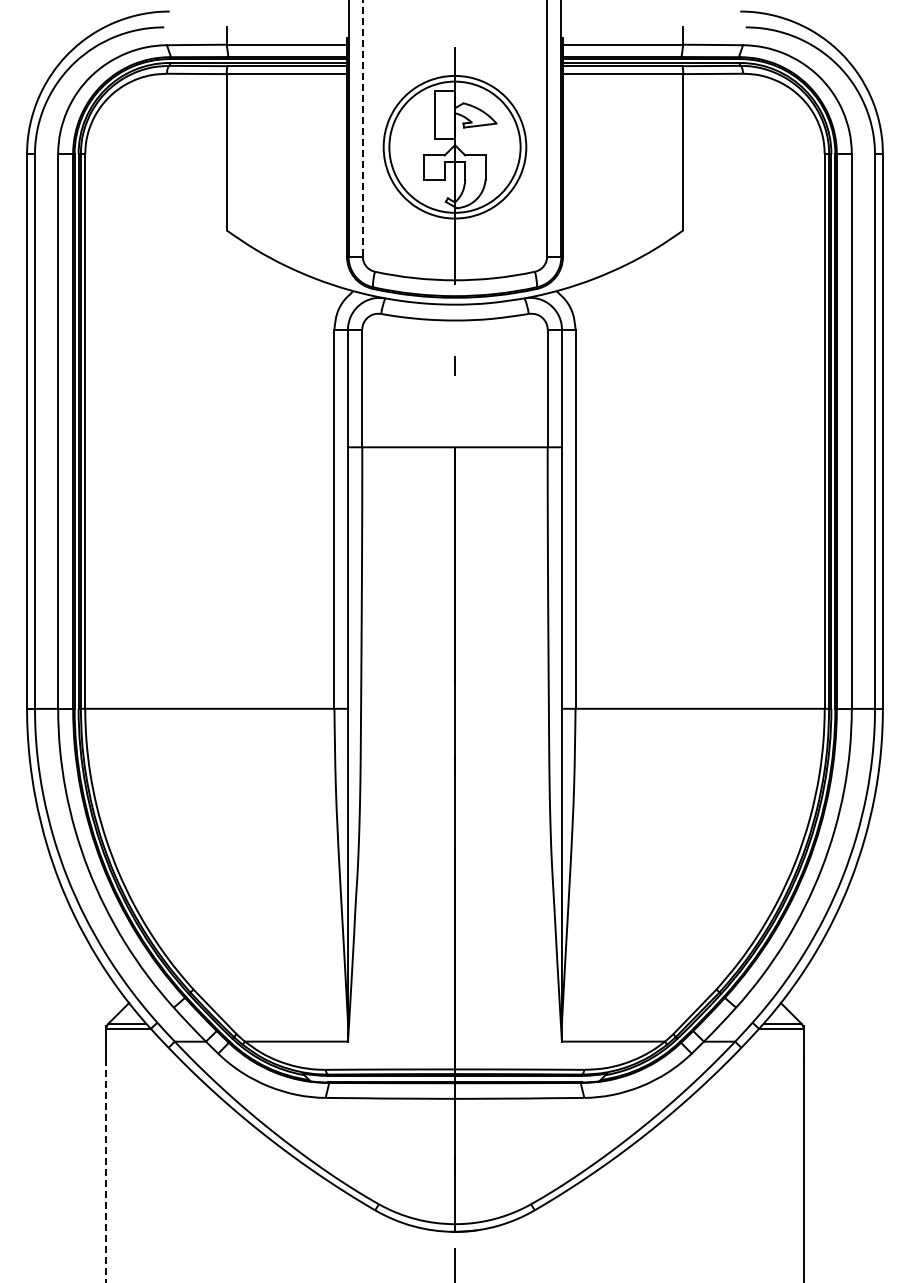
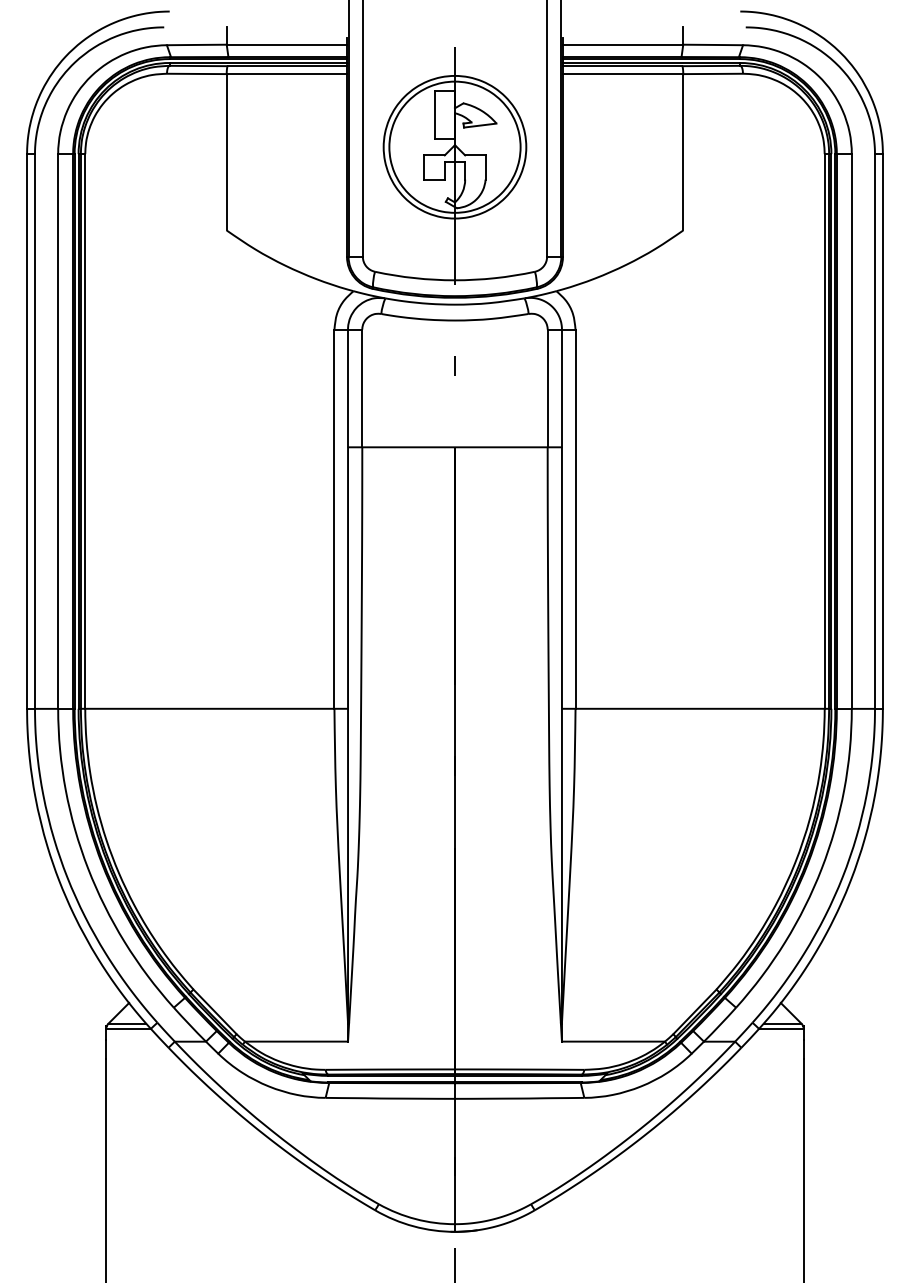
line: dashed -> solid (362, 128)
line: dashed -> solid (106, 1171)
